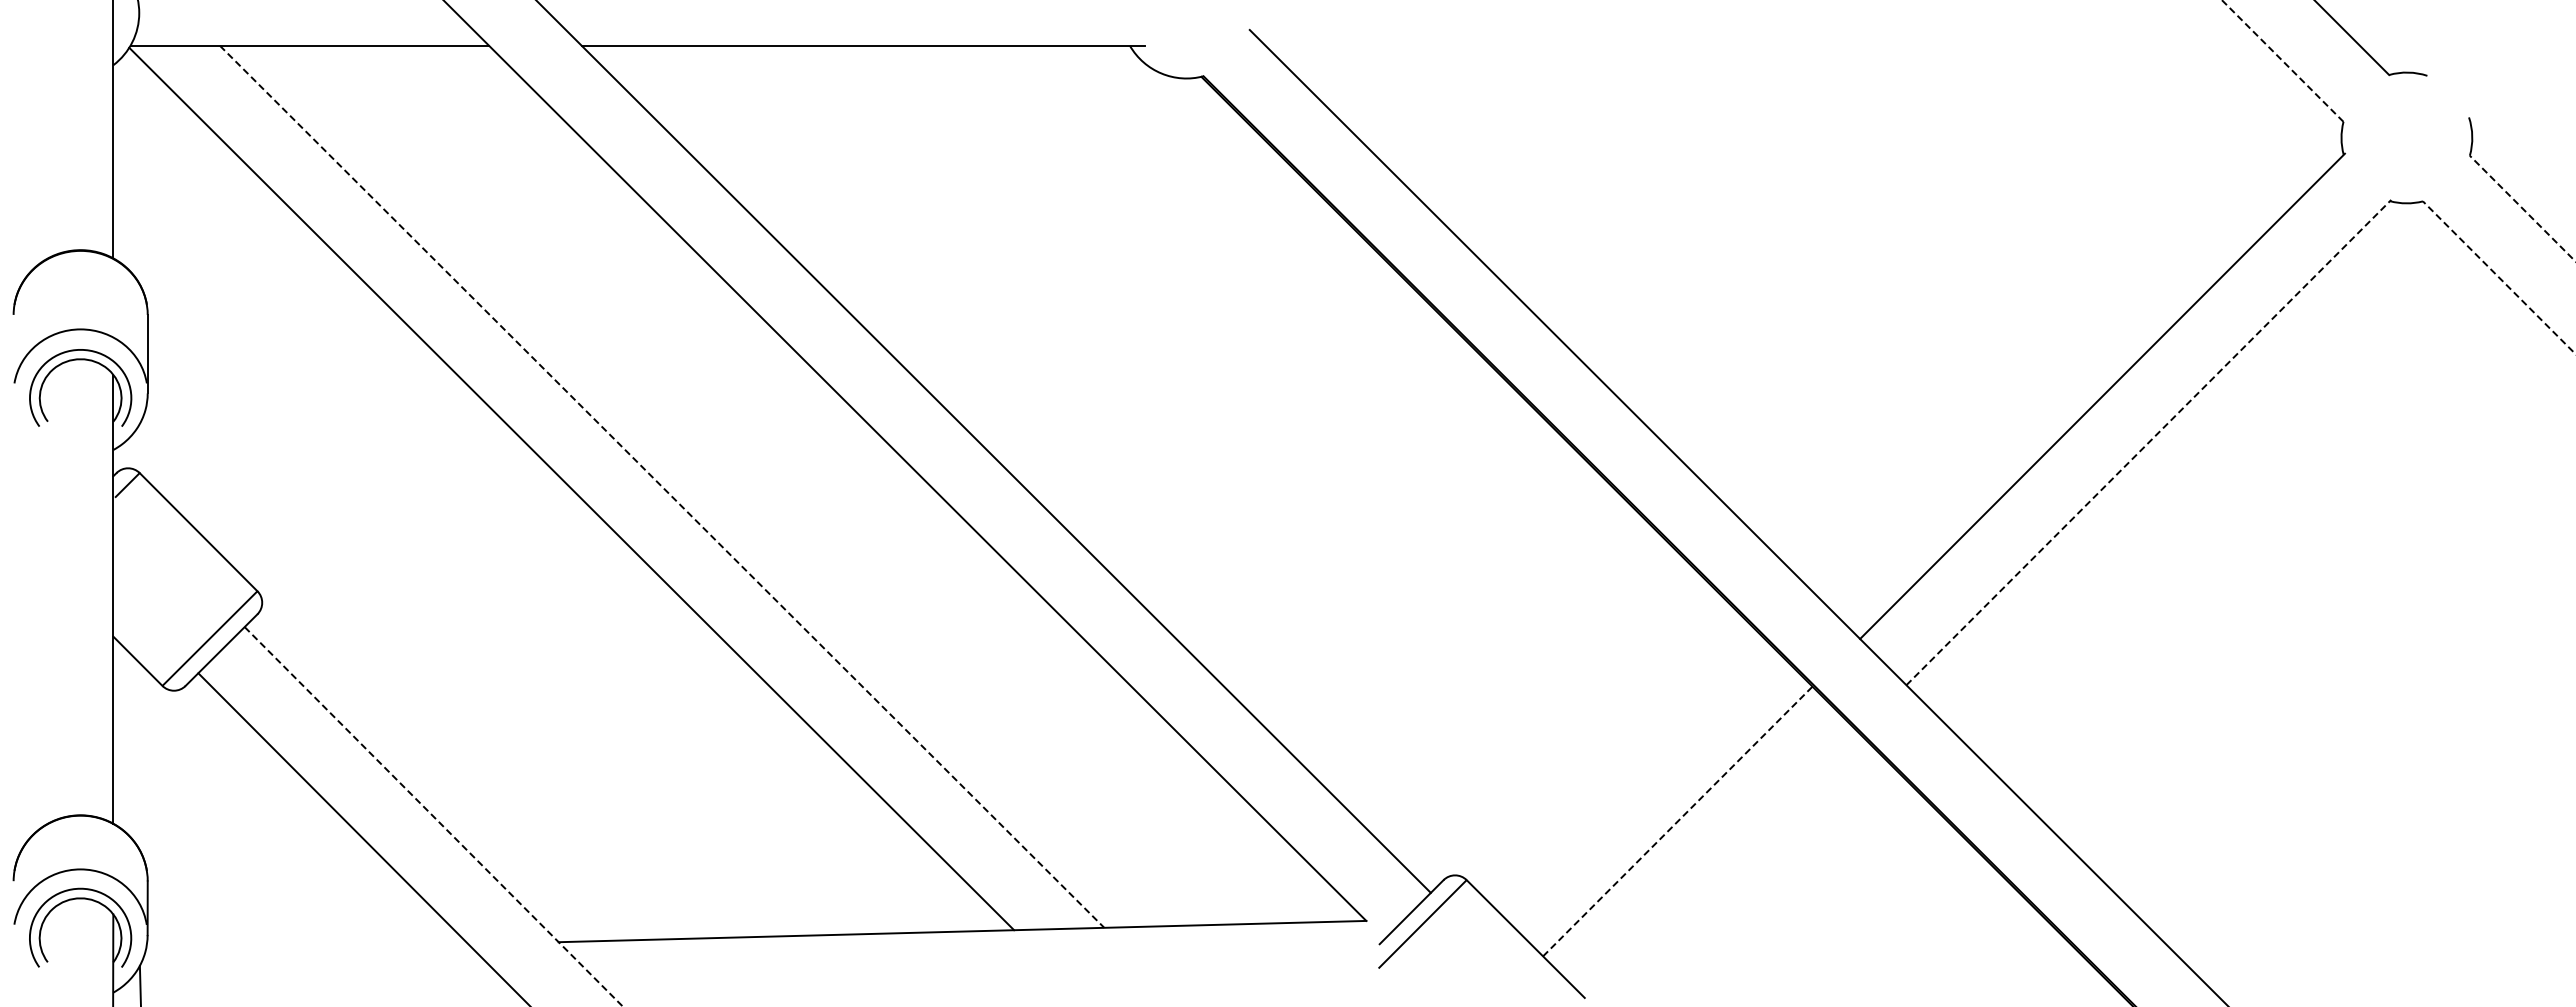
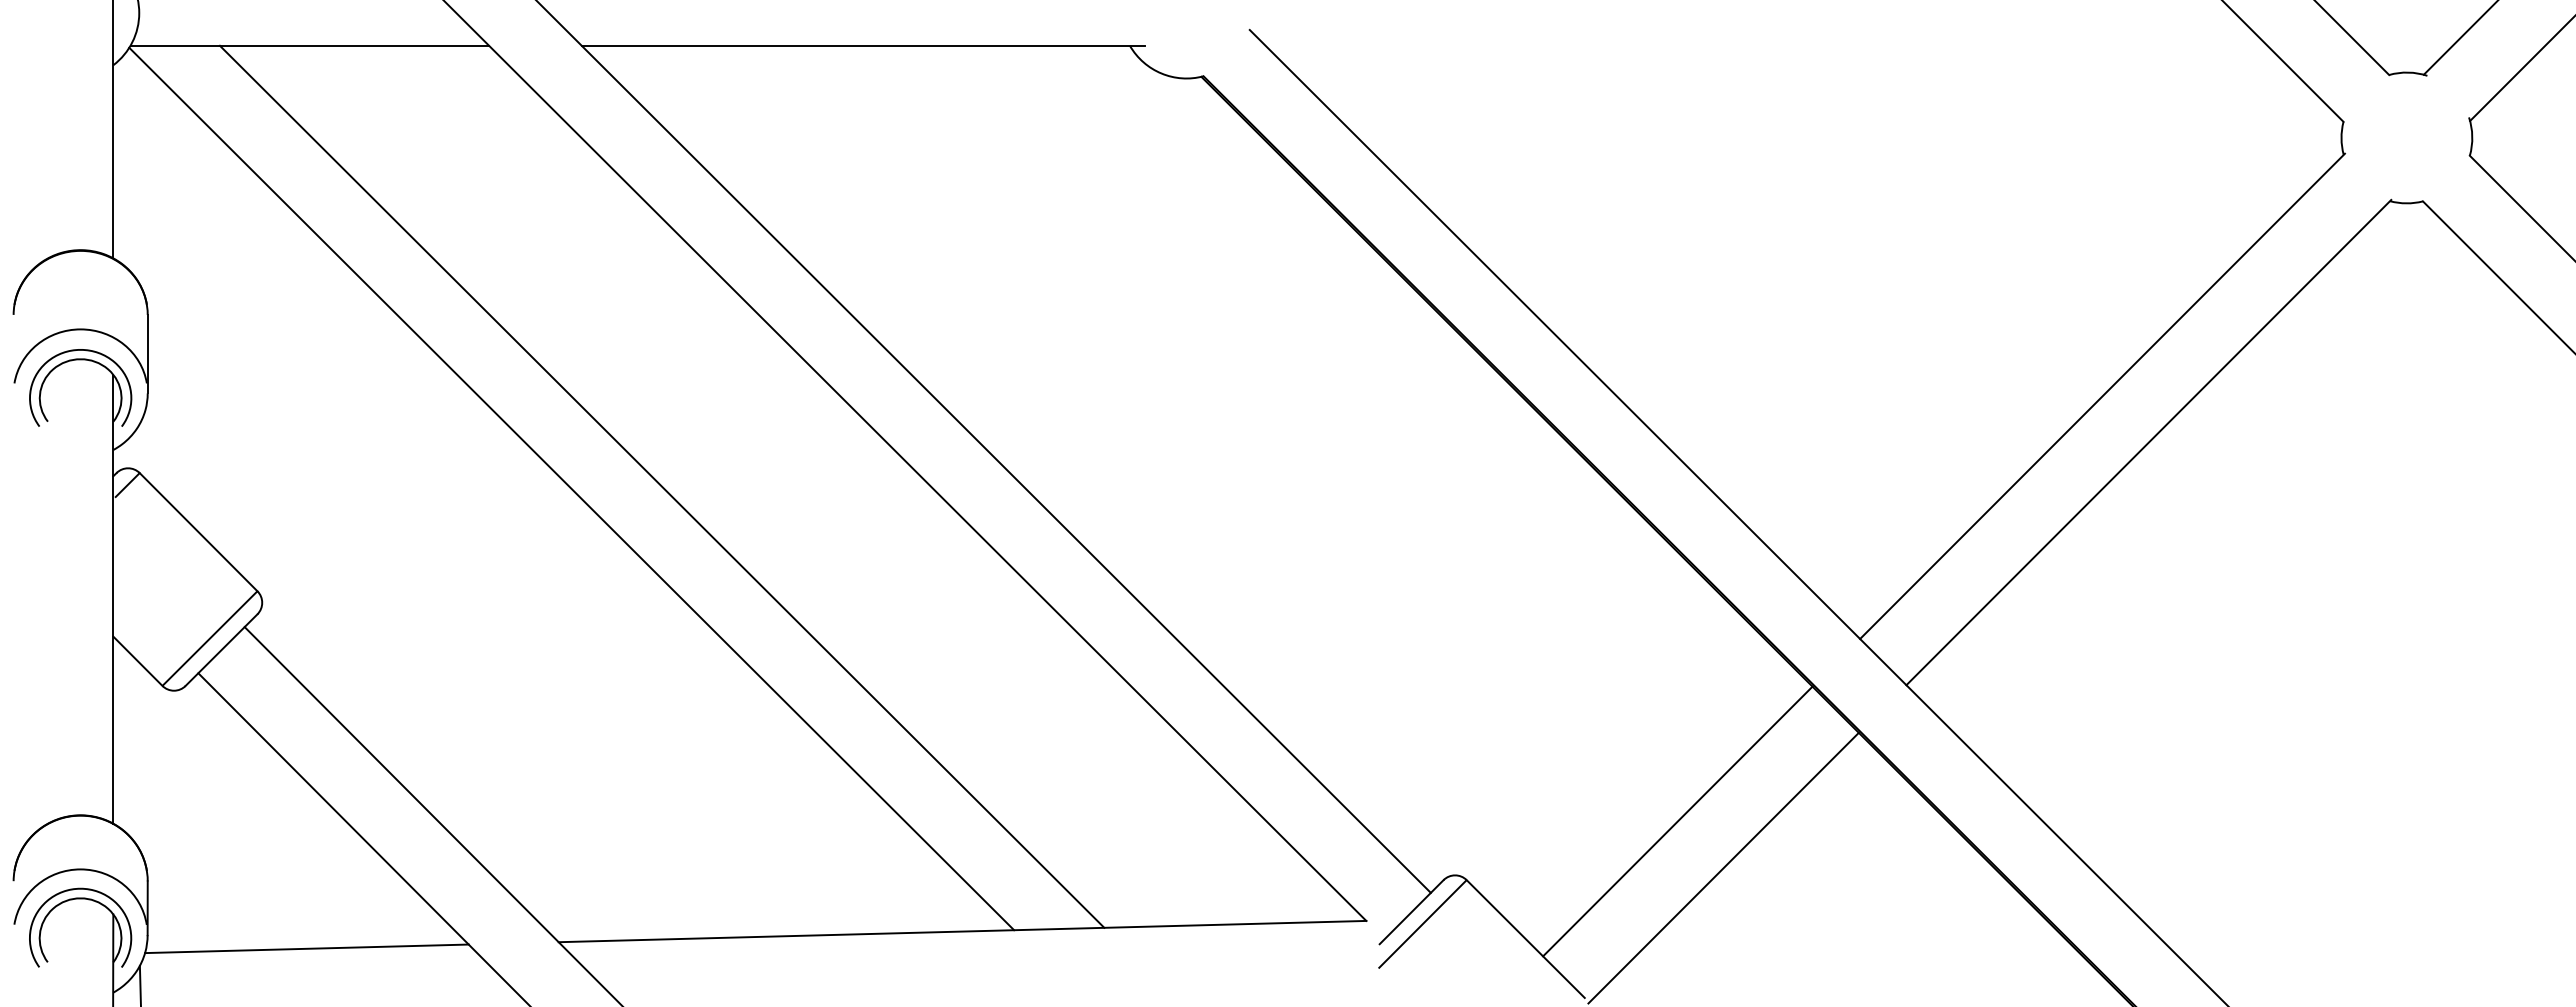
line: none -> present (2459, 38)
line: dashed -> solid (2282, 61)
line: none -> present (2521, 69)
line: dashed -> solid (2522, 208)
line: dashed -> solid (2499, 277)
line: dashed -> solid (2148, 442)
line: dashed -> solid (662, 486)
line: dashed -> solid (433, 816)
line: dashed -> solid (1677, 821)
line: none -> present (1723, 867)
line: none -> present (306, 948)
